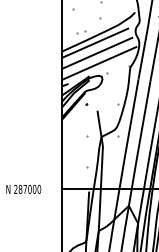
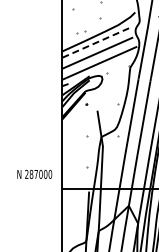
line: solid -> dashed (96, 42)
text position: (23, 188) -> (34, 173) (34, 173)
